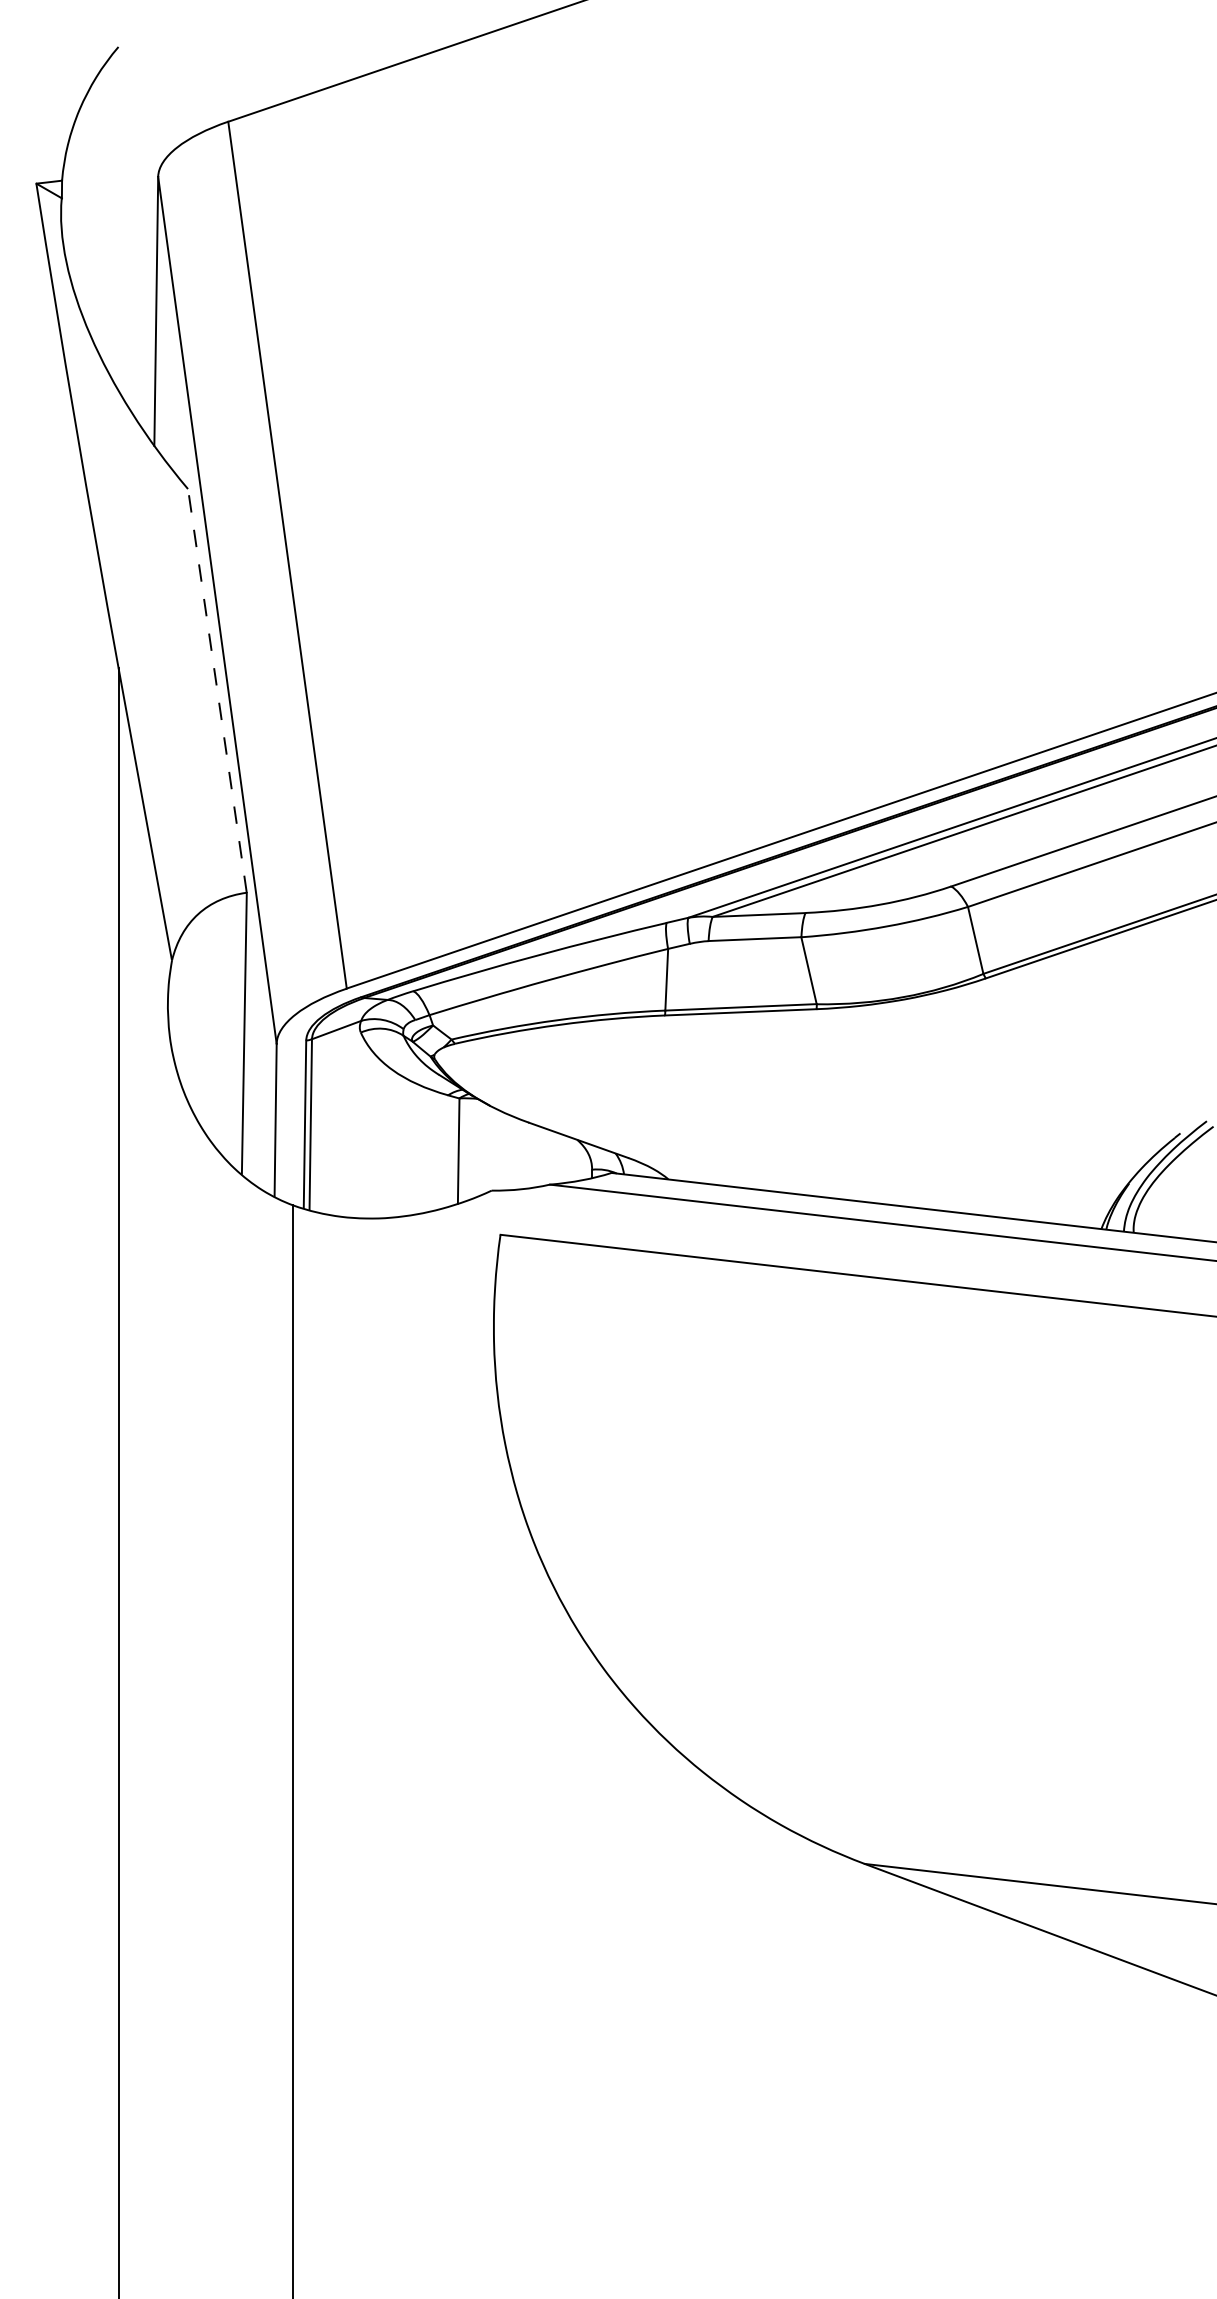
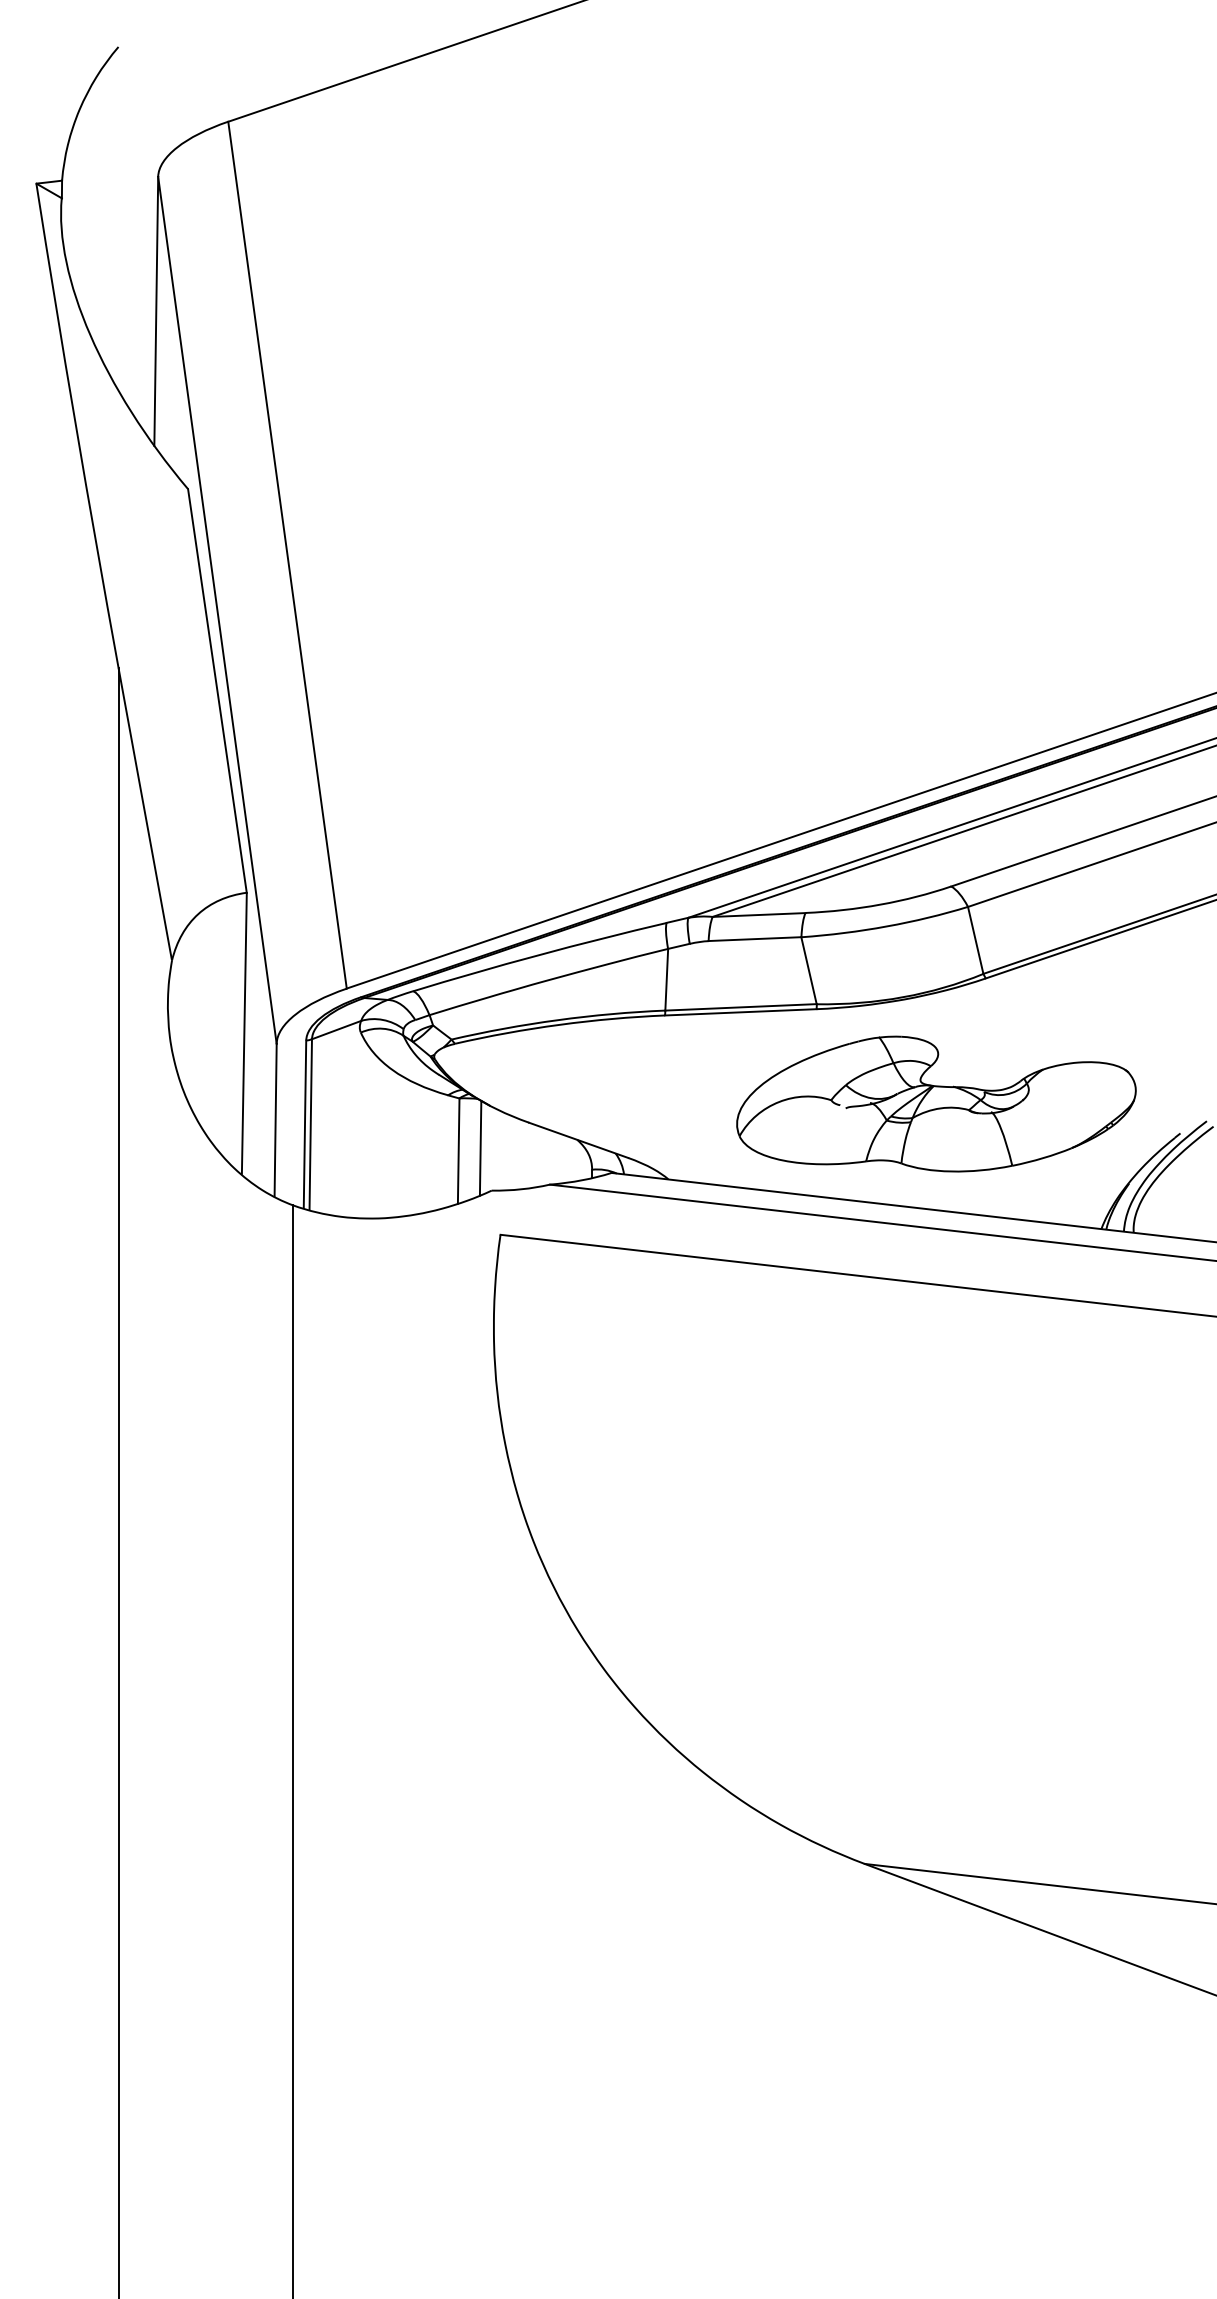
line: dashed -> solid (217, 690)
part: none -> present (936, 1103)
line: none -> present (480, 1147)
